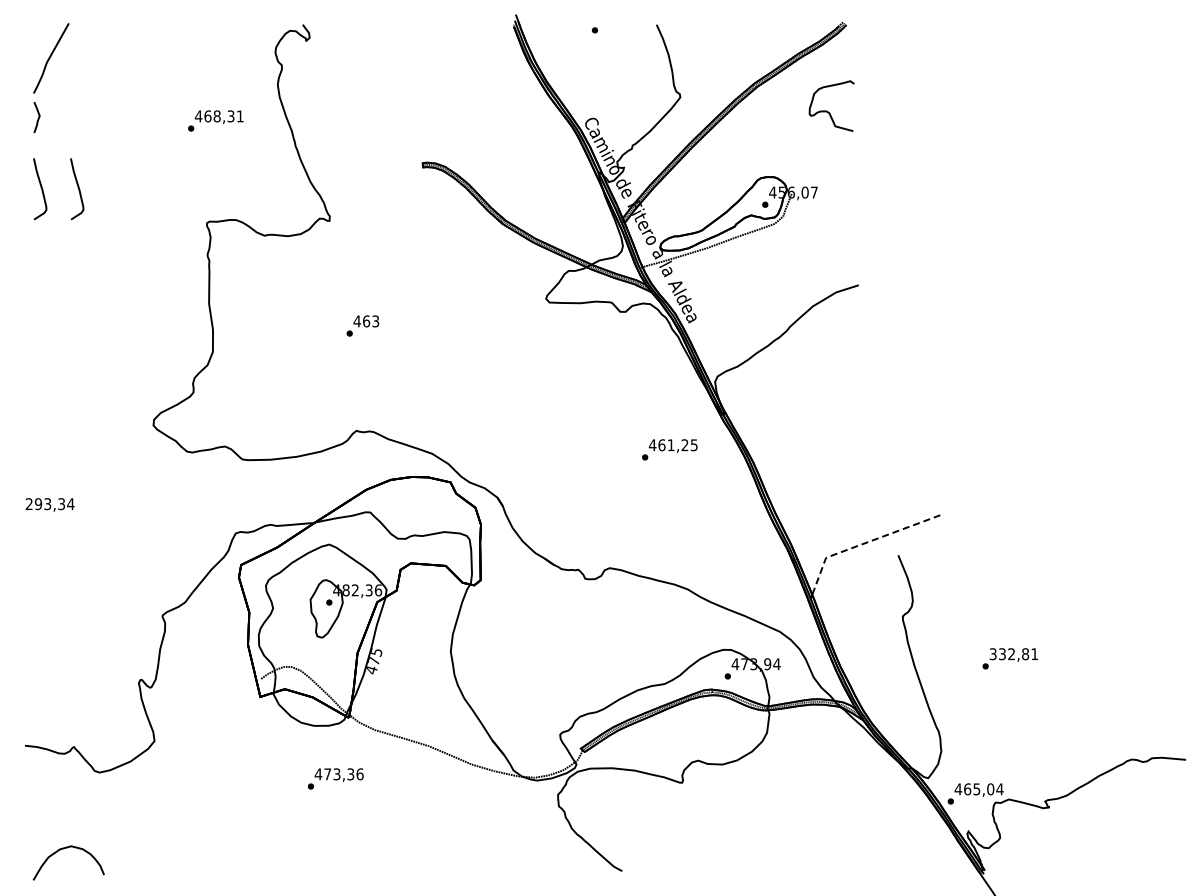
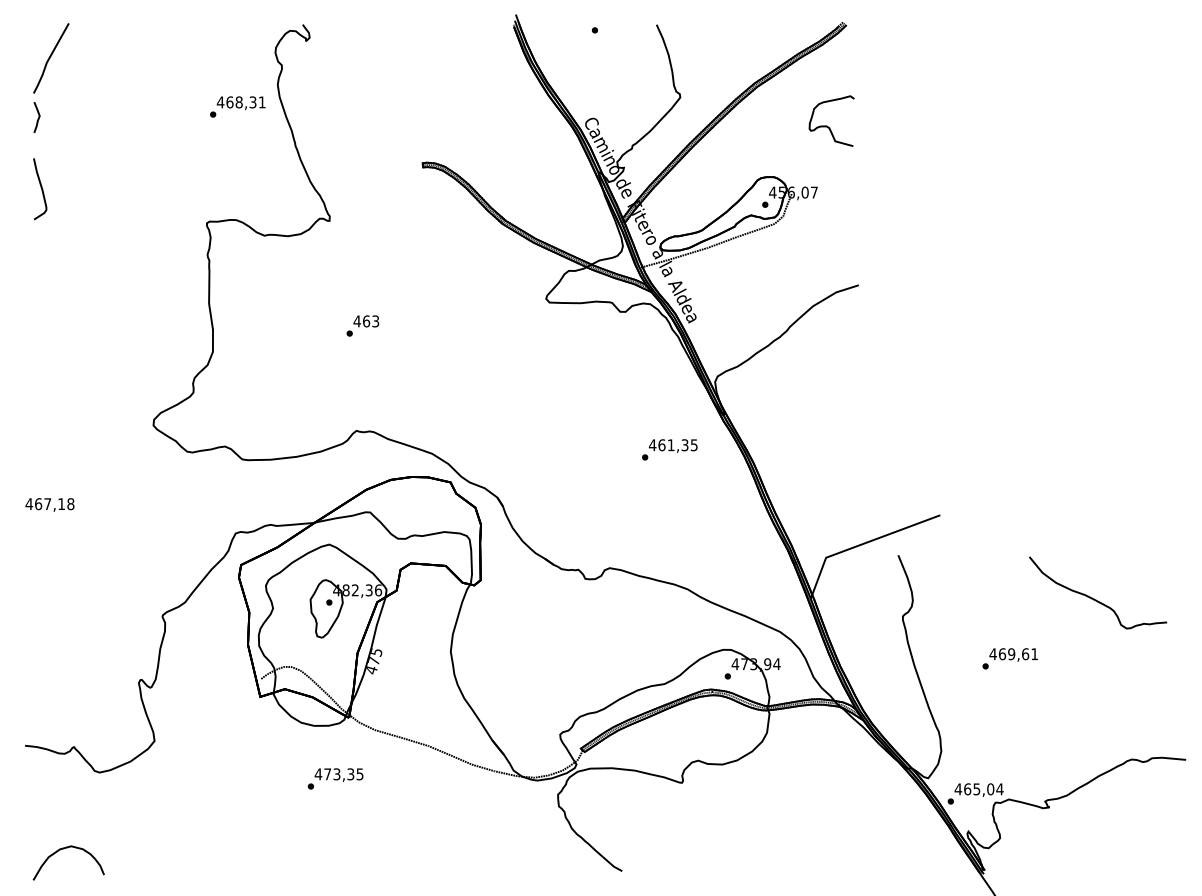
curve position: (827, 110) -> (827, 125) (827, 125)
text position: (215, 120) -> (237, 106) (237, 106)
curve: present -> none (78, 189)
text: 461,25 -> 461,35 (684, 445)
text: 293,34 -> 467,18 (49, 504)
line: dashed -> solid (863, 543)
curve: none -> present (1094, 598)
text: 332,81 -> 469,61 (1009, 654)
text: 473,36 -> 473,35 (359, 774)
